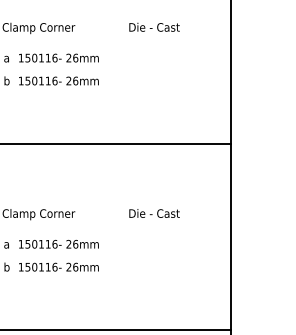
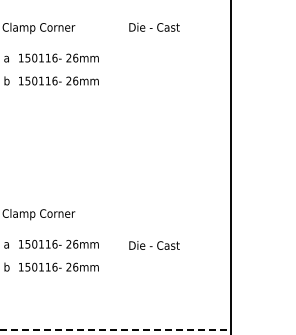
line: present -> none (116, 144)
text position: (154, 213) -> (154, 245) (154, 245)
line: solid -> dashed (115, 330)
